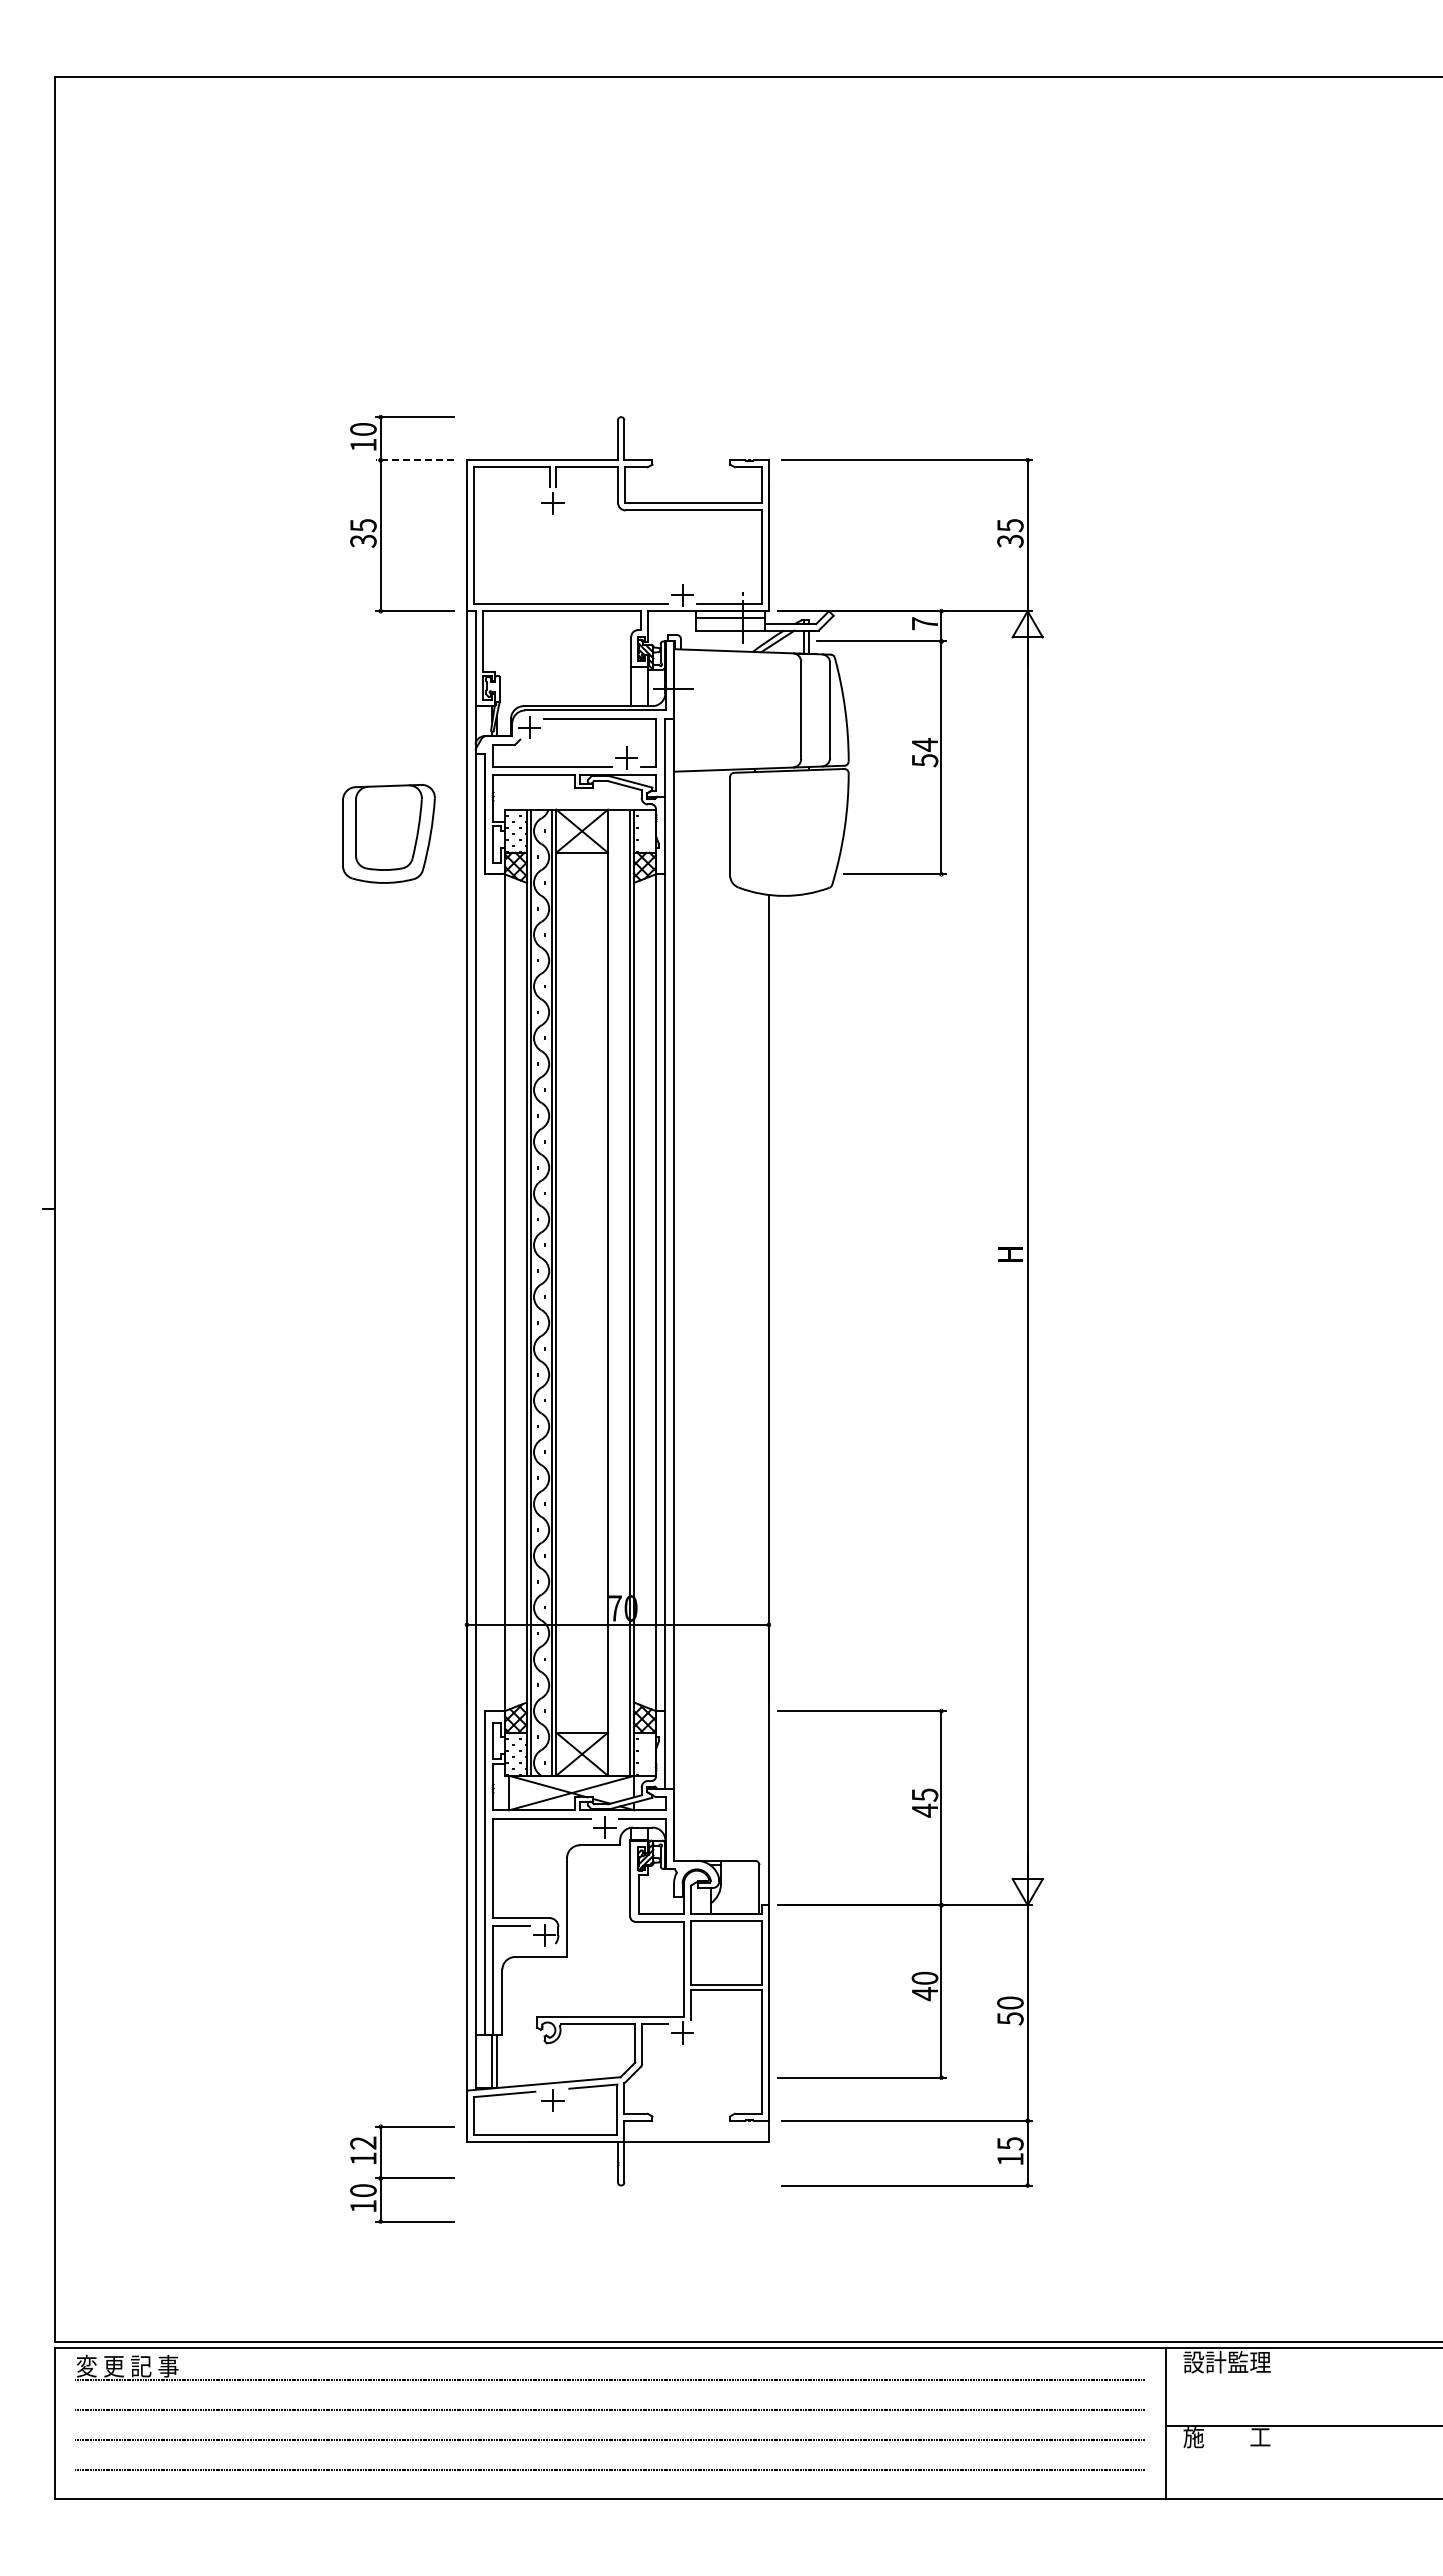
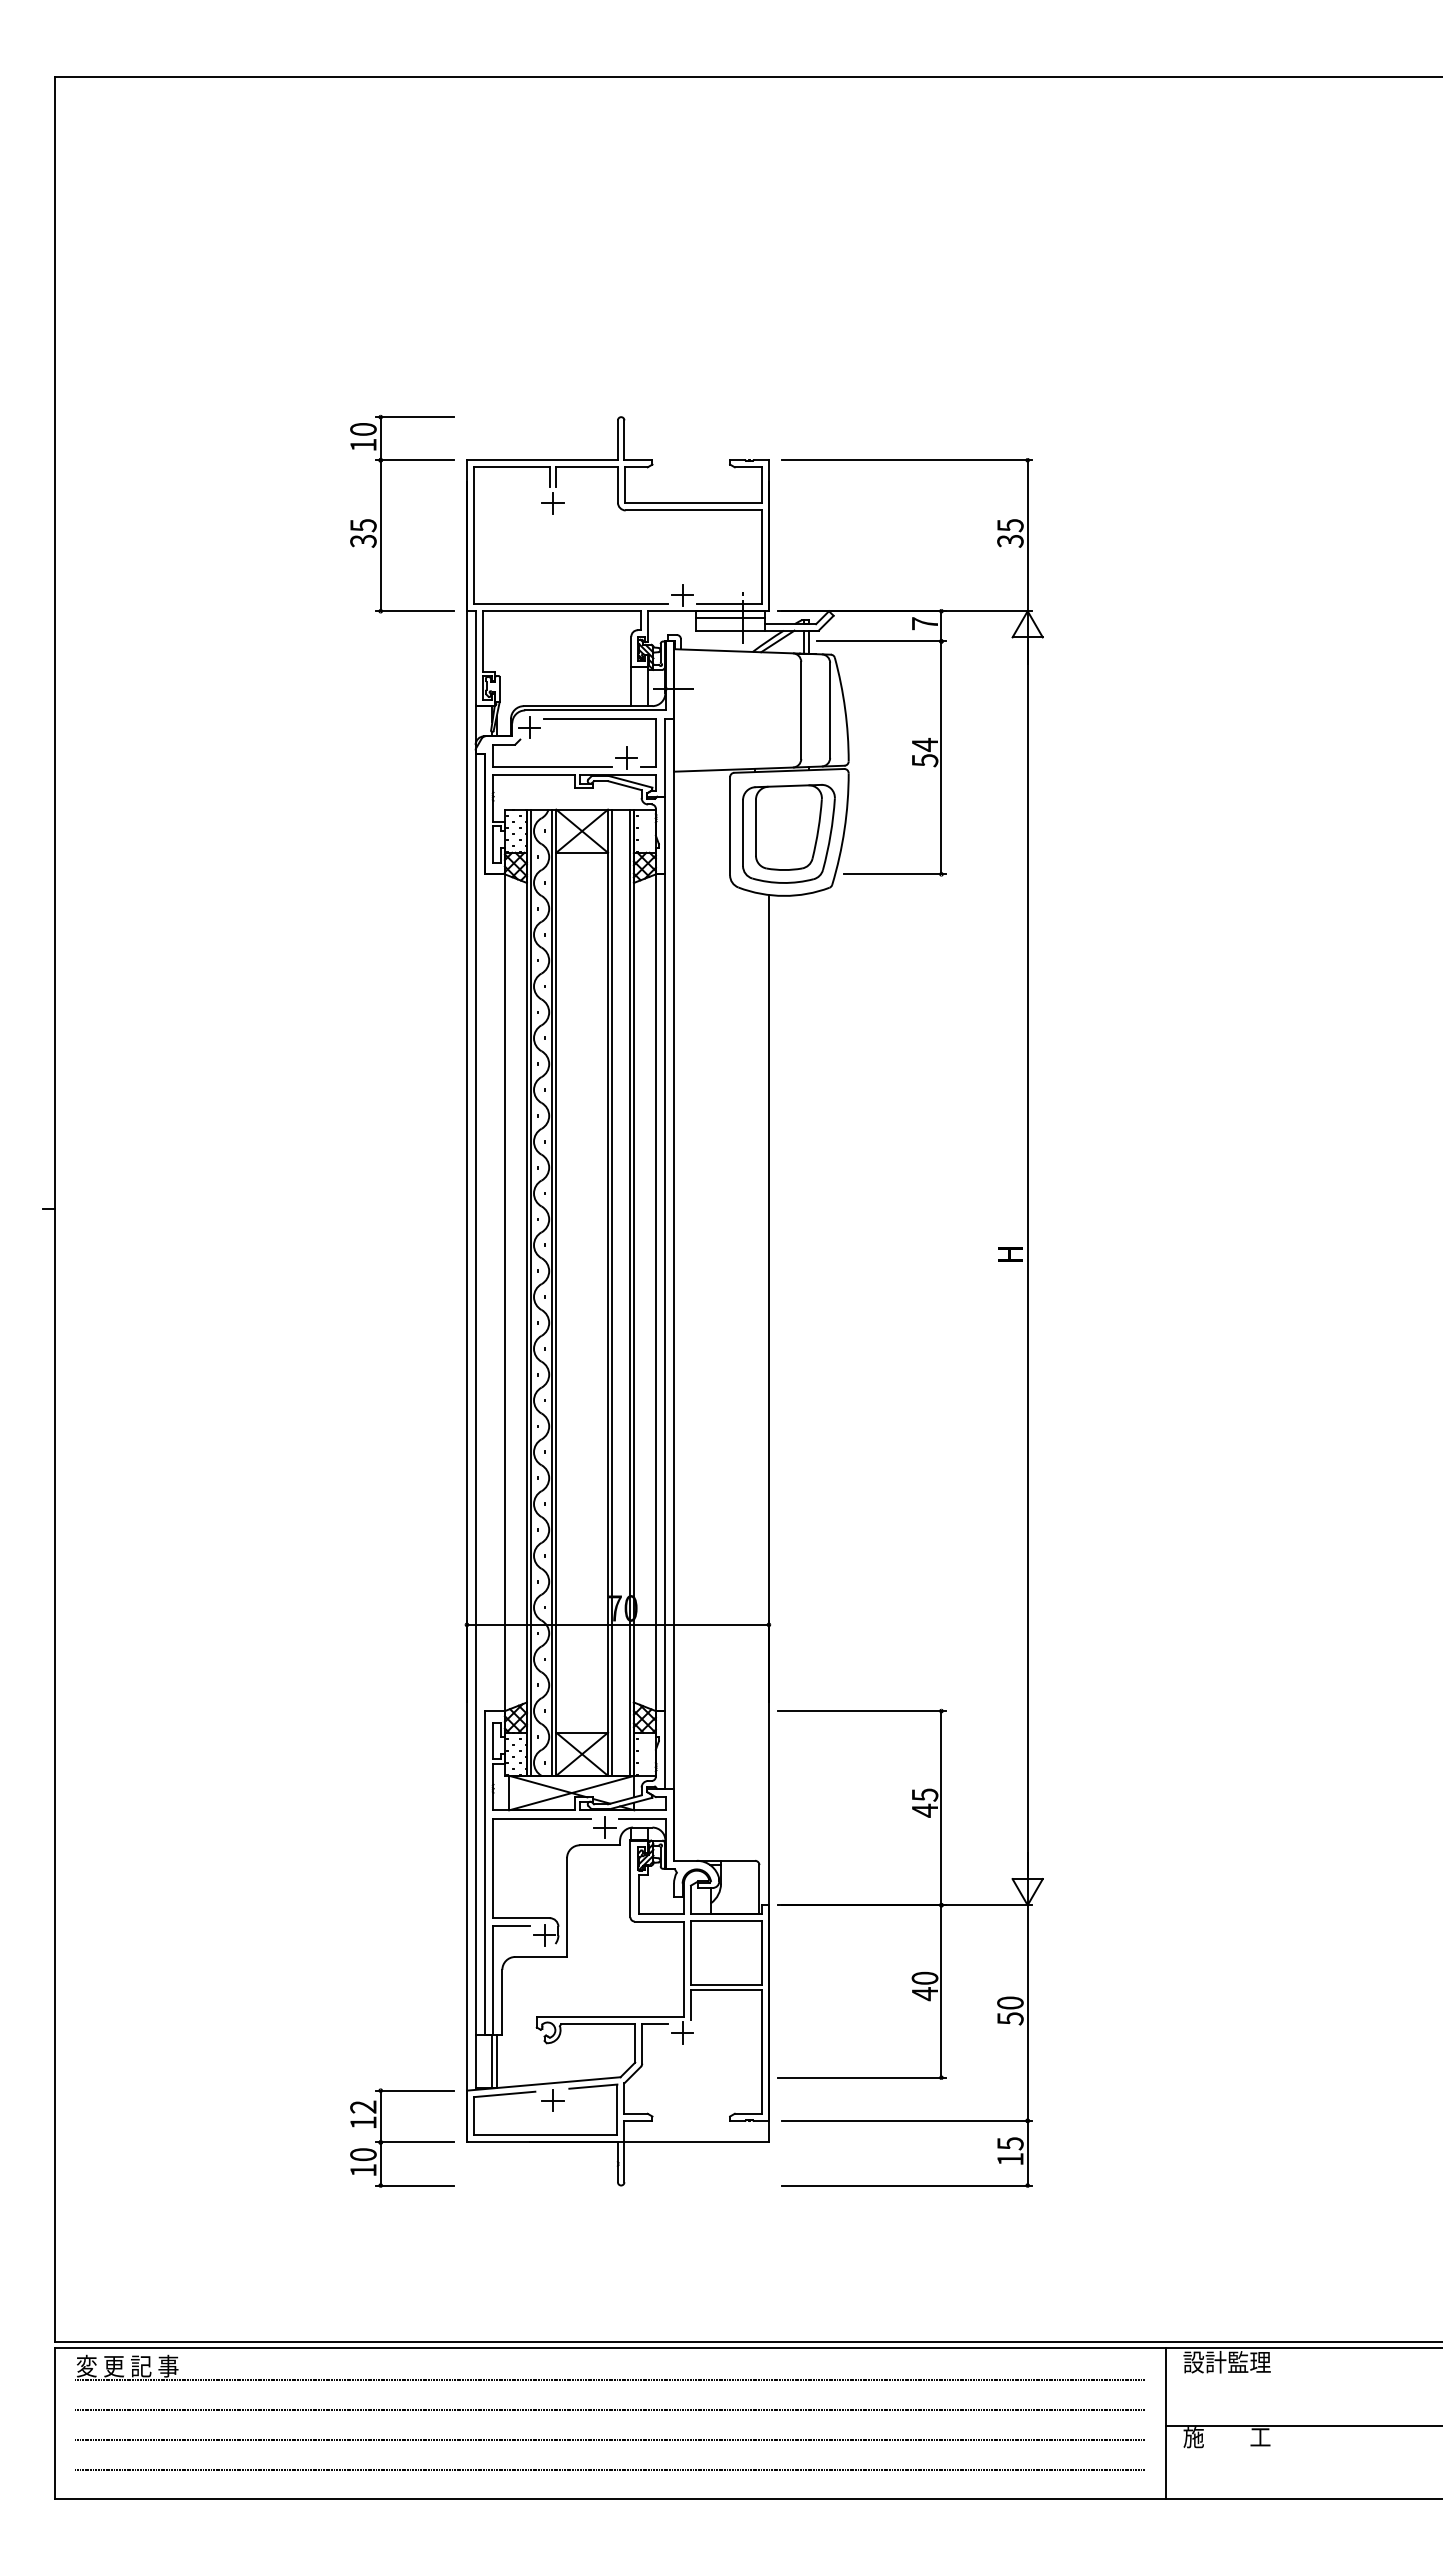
line: dashed -> solid (415, 460)
part position: (388, 833) -> (788, 833) (788, 833)
line: none -> present (612, 1292)
part position: (402, 2173) -> (402, 2137) (402, 2137)
